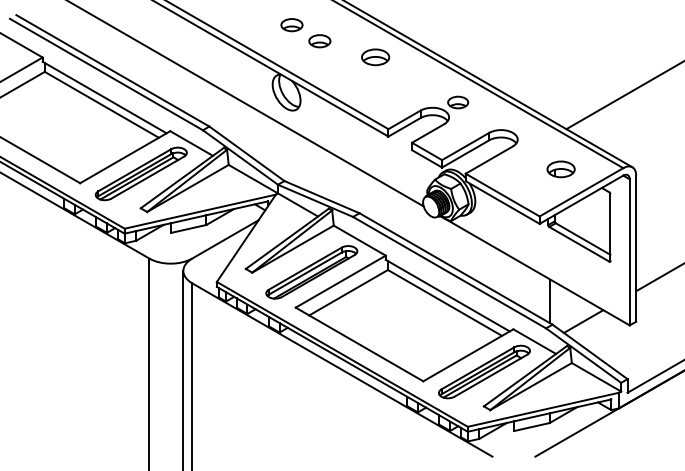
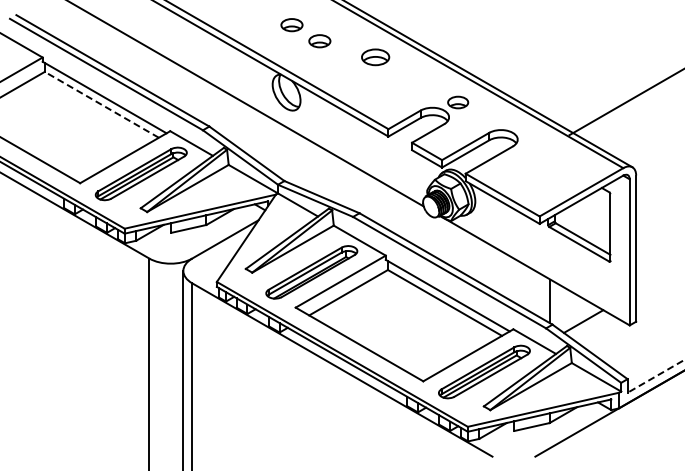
line position: (623, 95) -> (625, 102) (625, 102)
line: solid -> dashed (101, 104)
part: present -> none (560, 169)
line: present -> none (658, 278)
line: solid -> dashed (656, 376)
